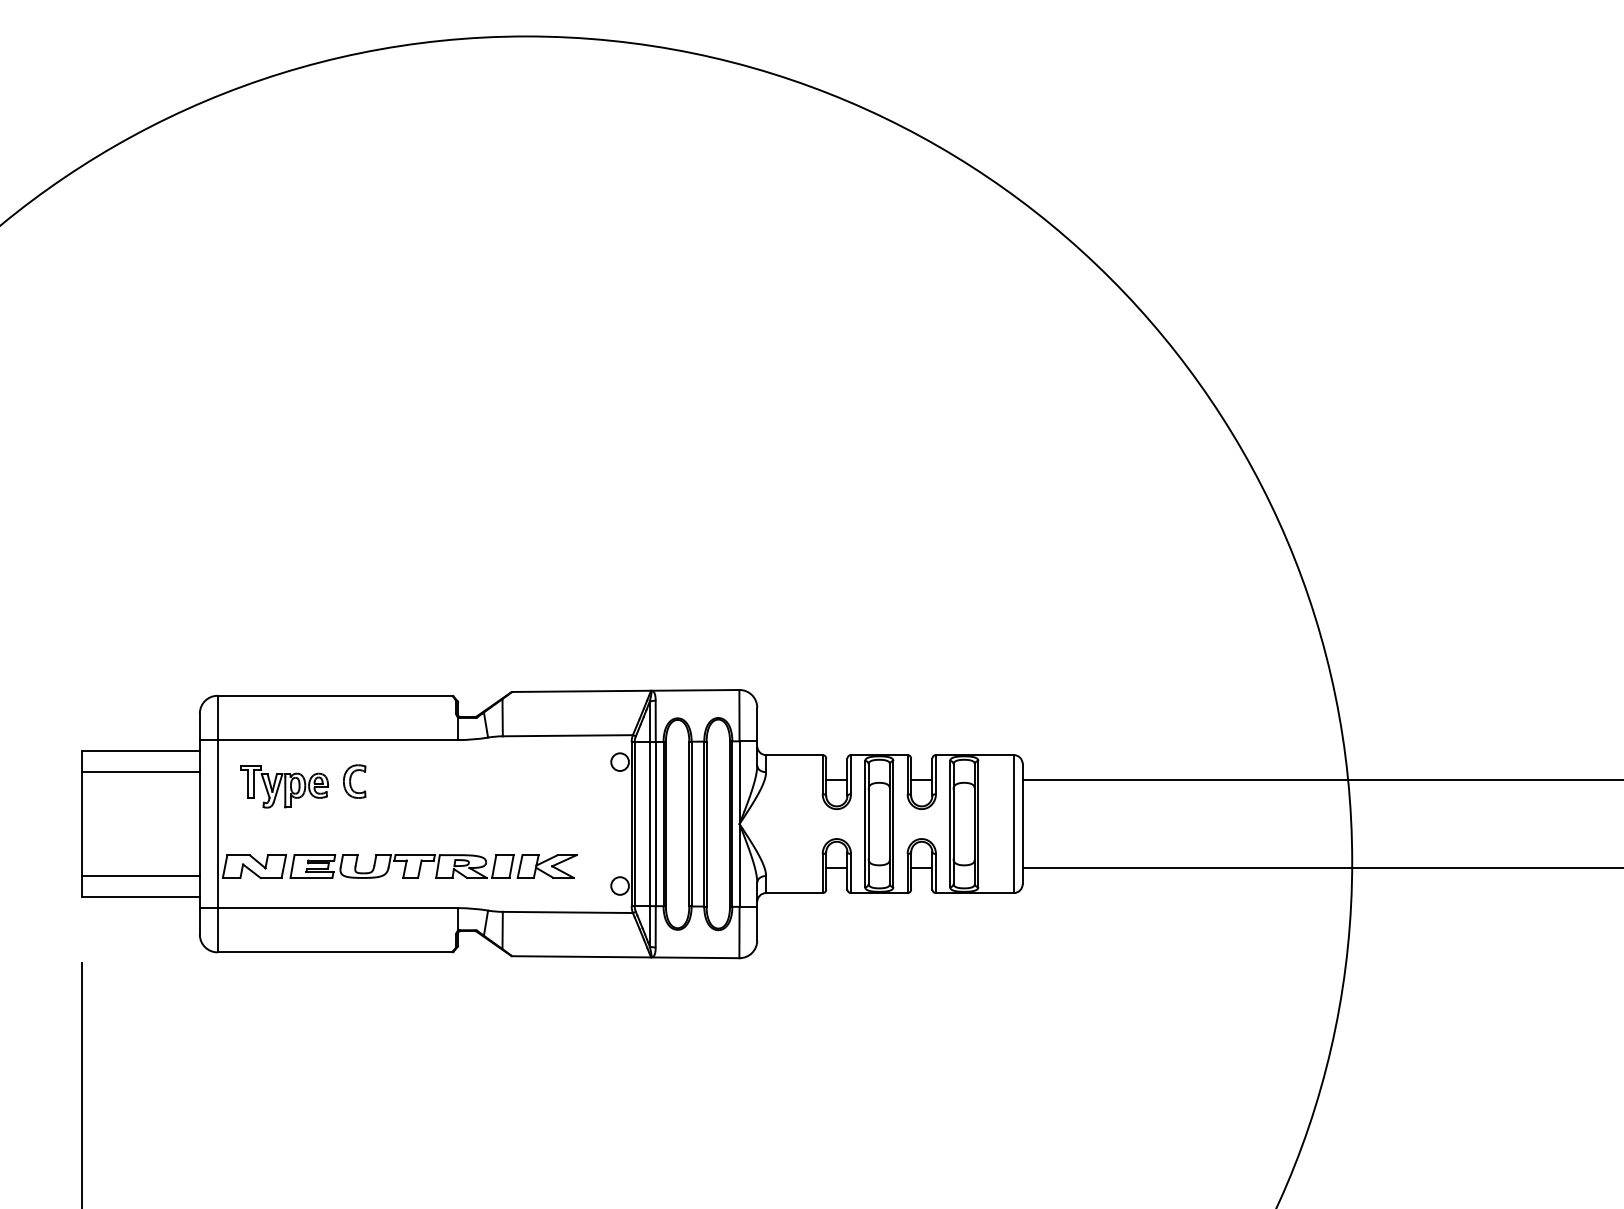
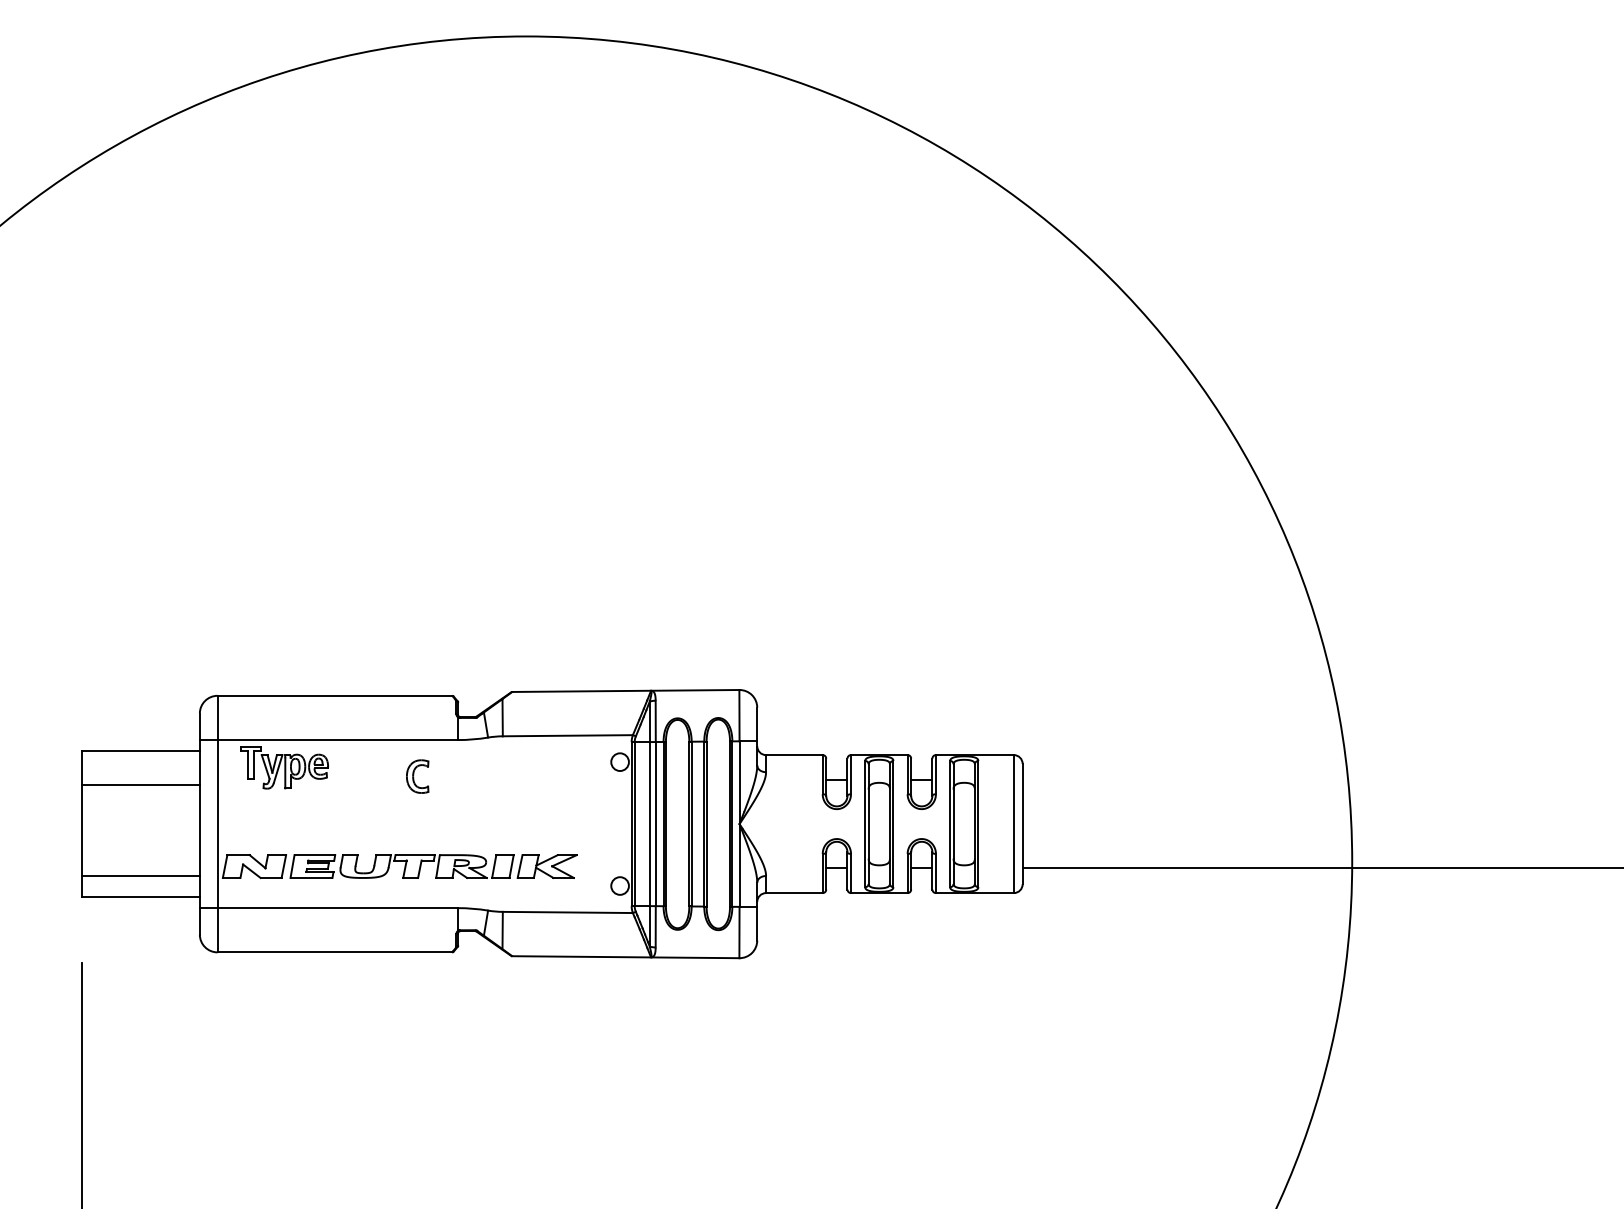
line position: (140, 772) -> (140, 785) (140, 785)
line: present -> none (1321, 779)
part position: (354, 781) -> (417, 776) (417, 776)
part position: (284, 786) -> (284, 767) (284, 767)
